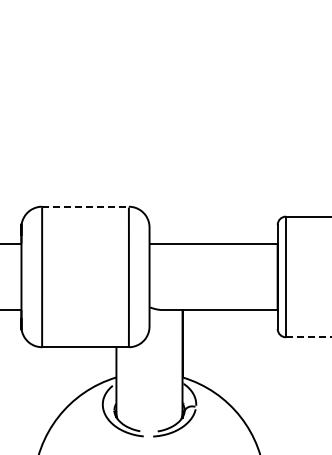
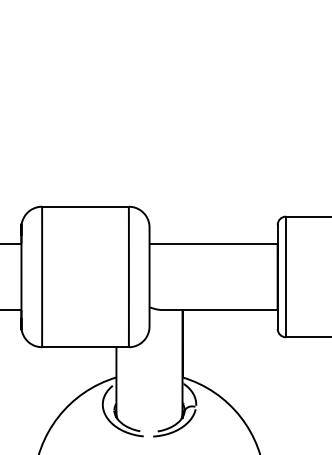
line: dashed -> solid (86, 206)
line: dashed -> solid (308, 337)
